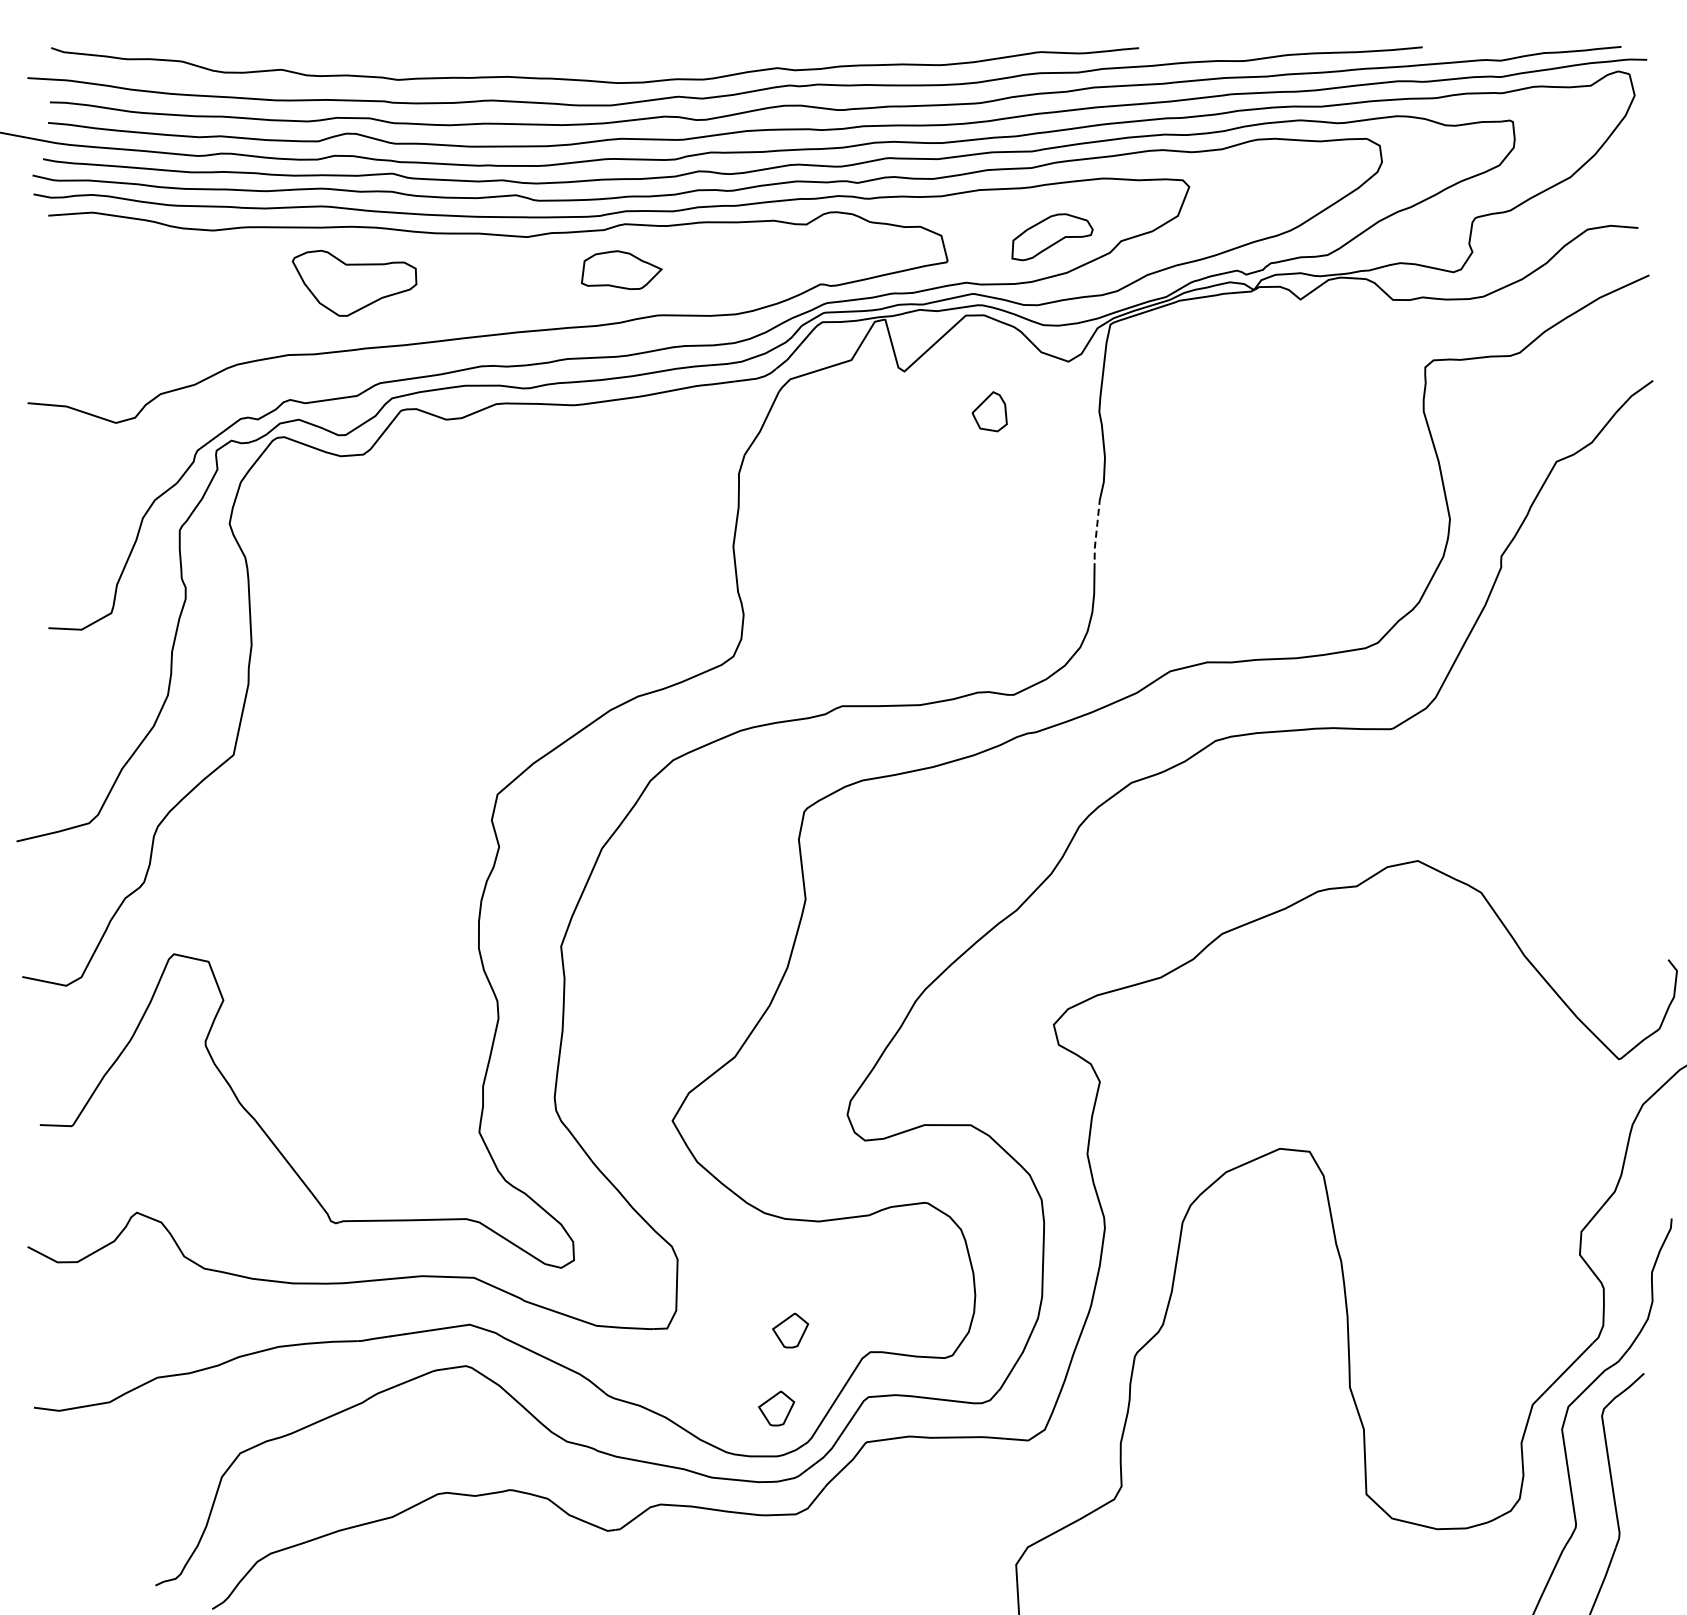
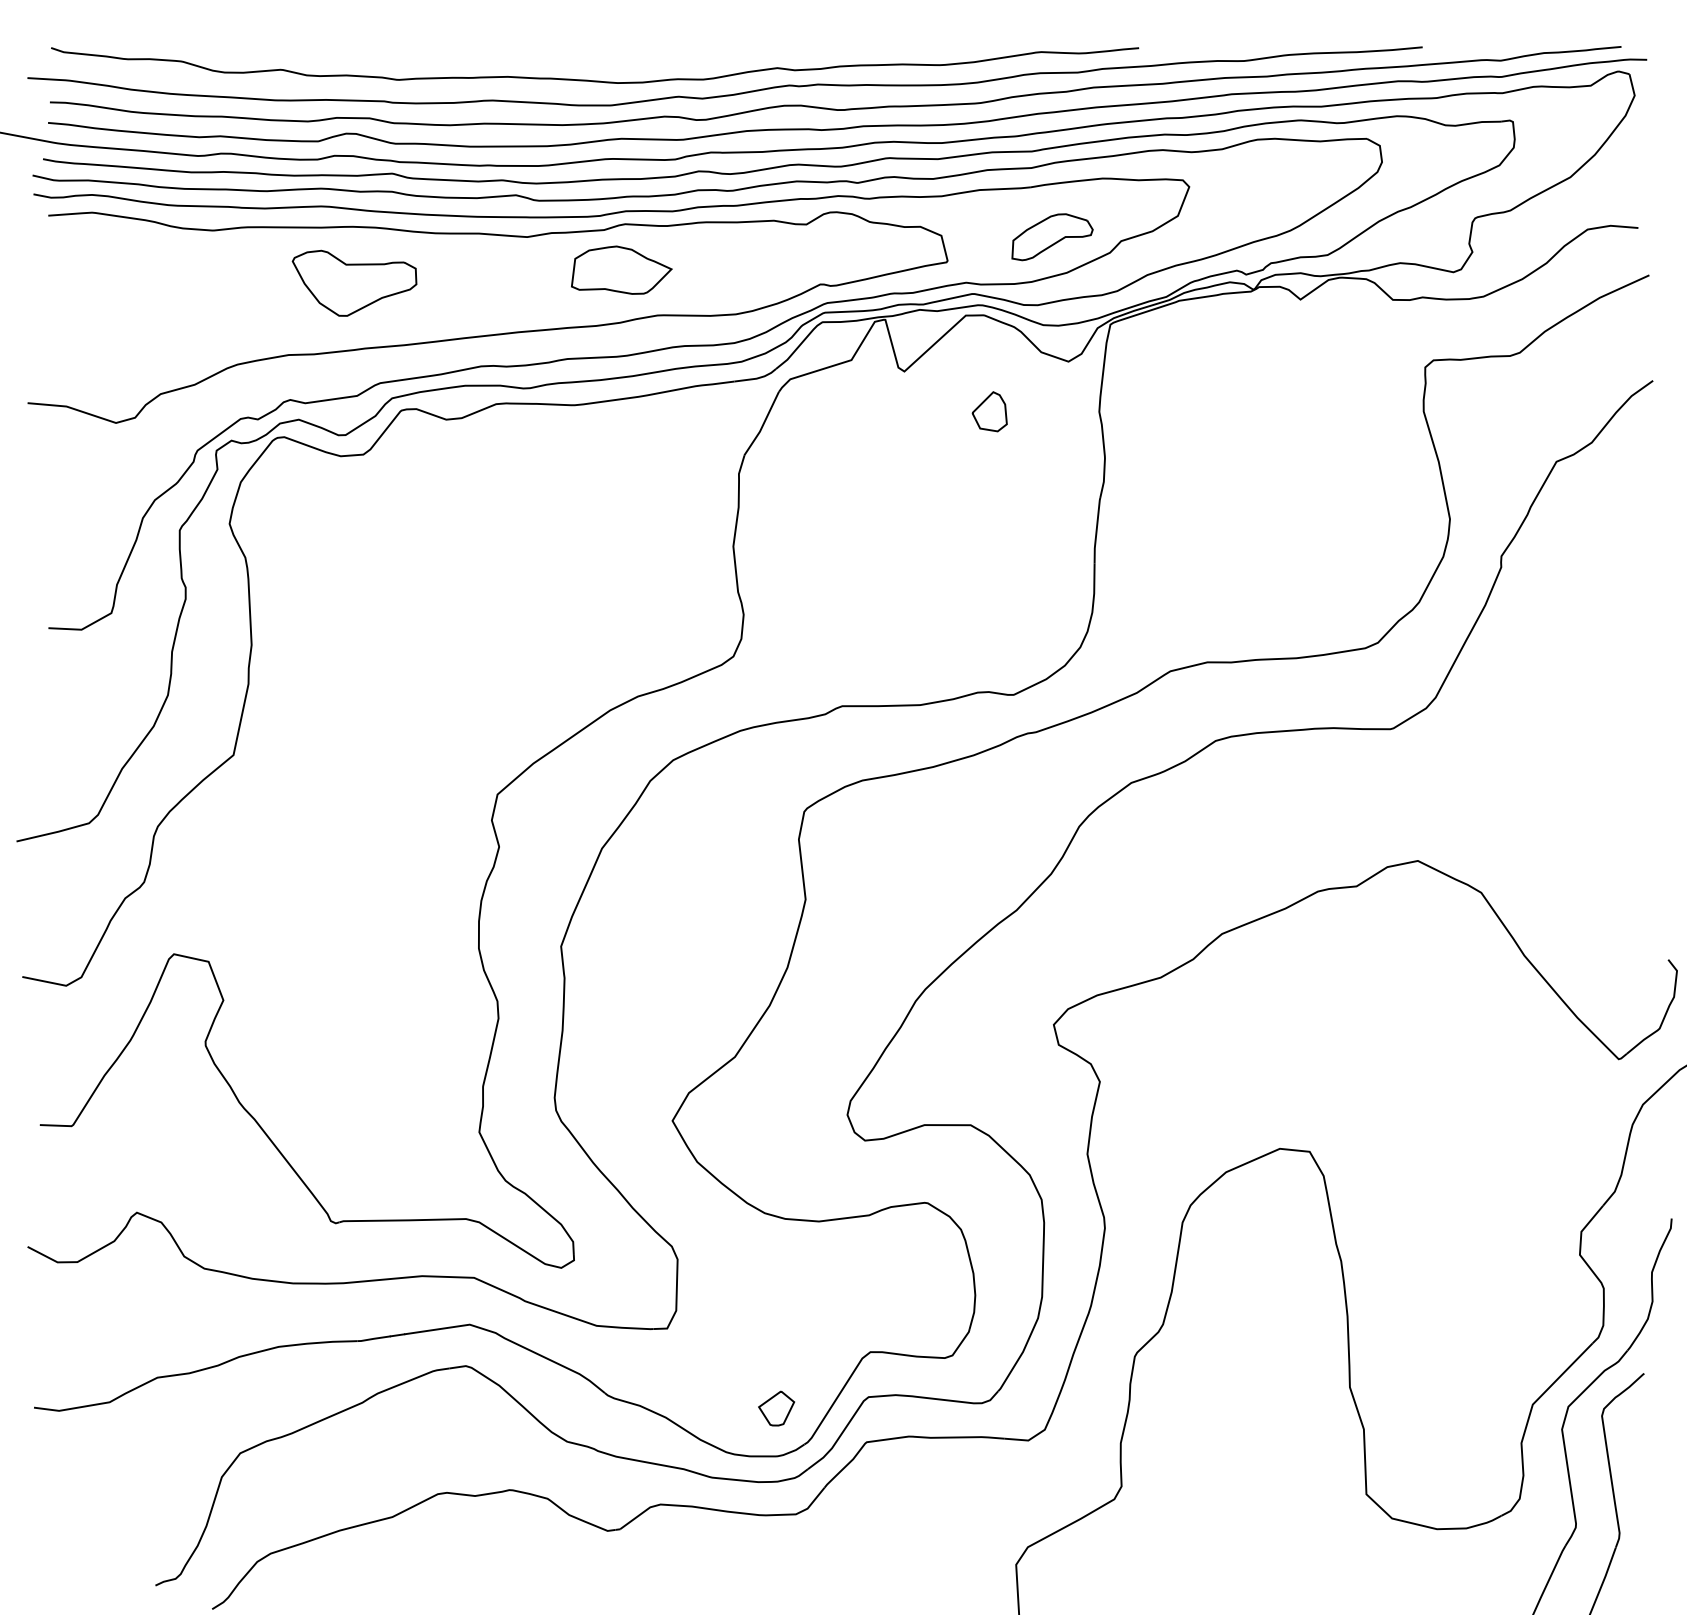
part size: 82x40 px -> 102x50 px (621, 269)
line: dashed -> solid (1096, 530)
part: present -> none (790, 1330)
